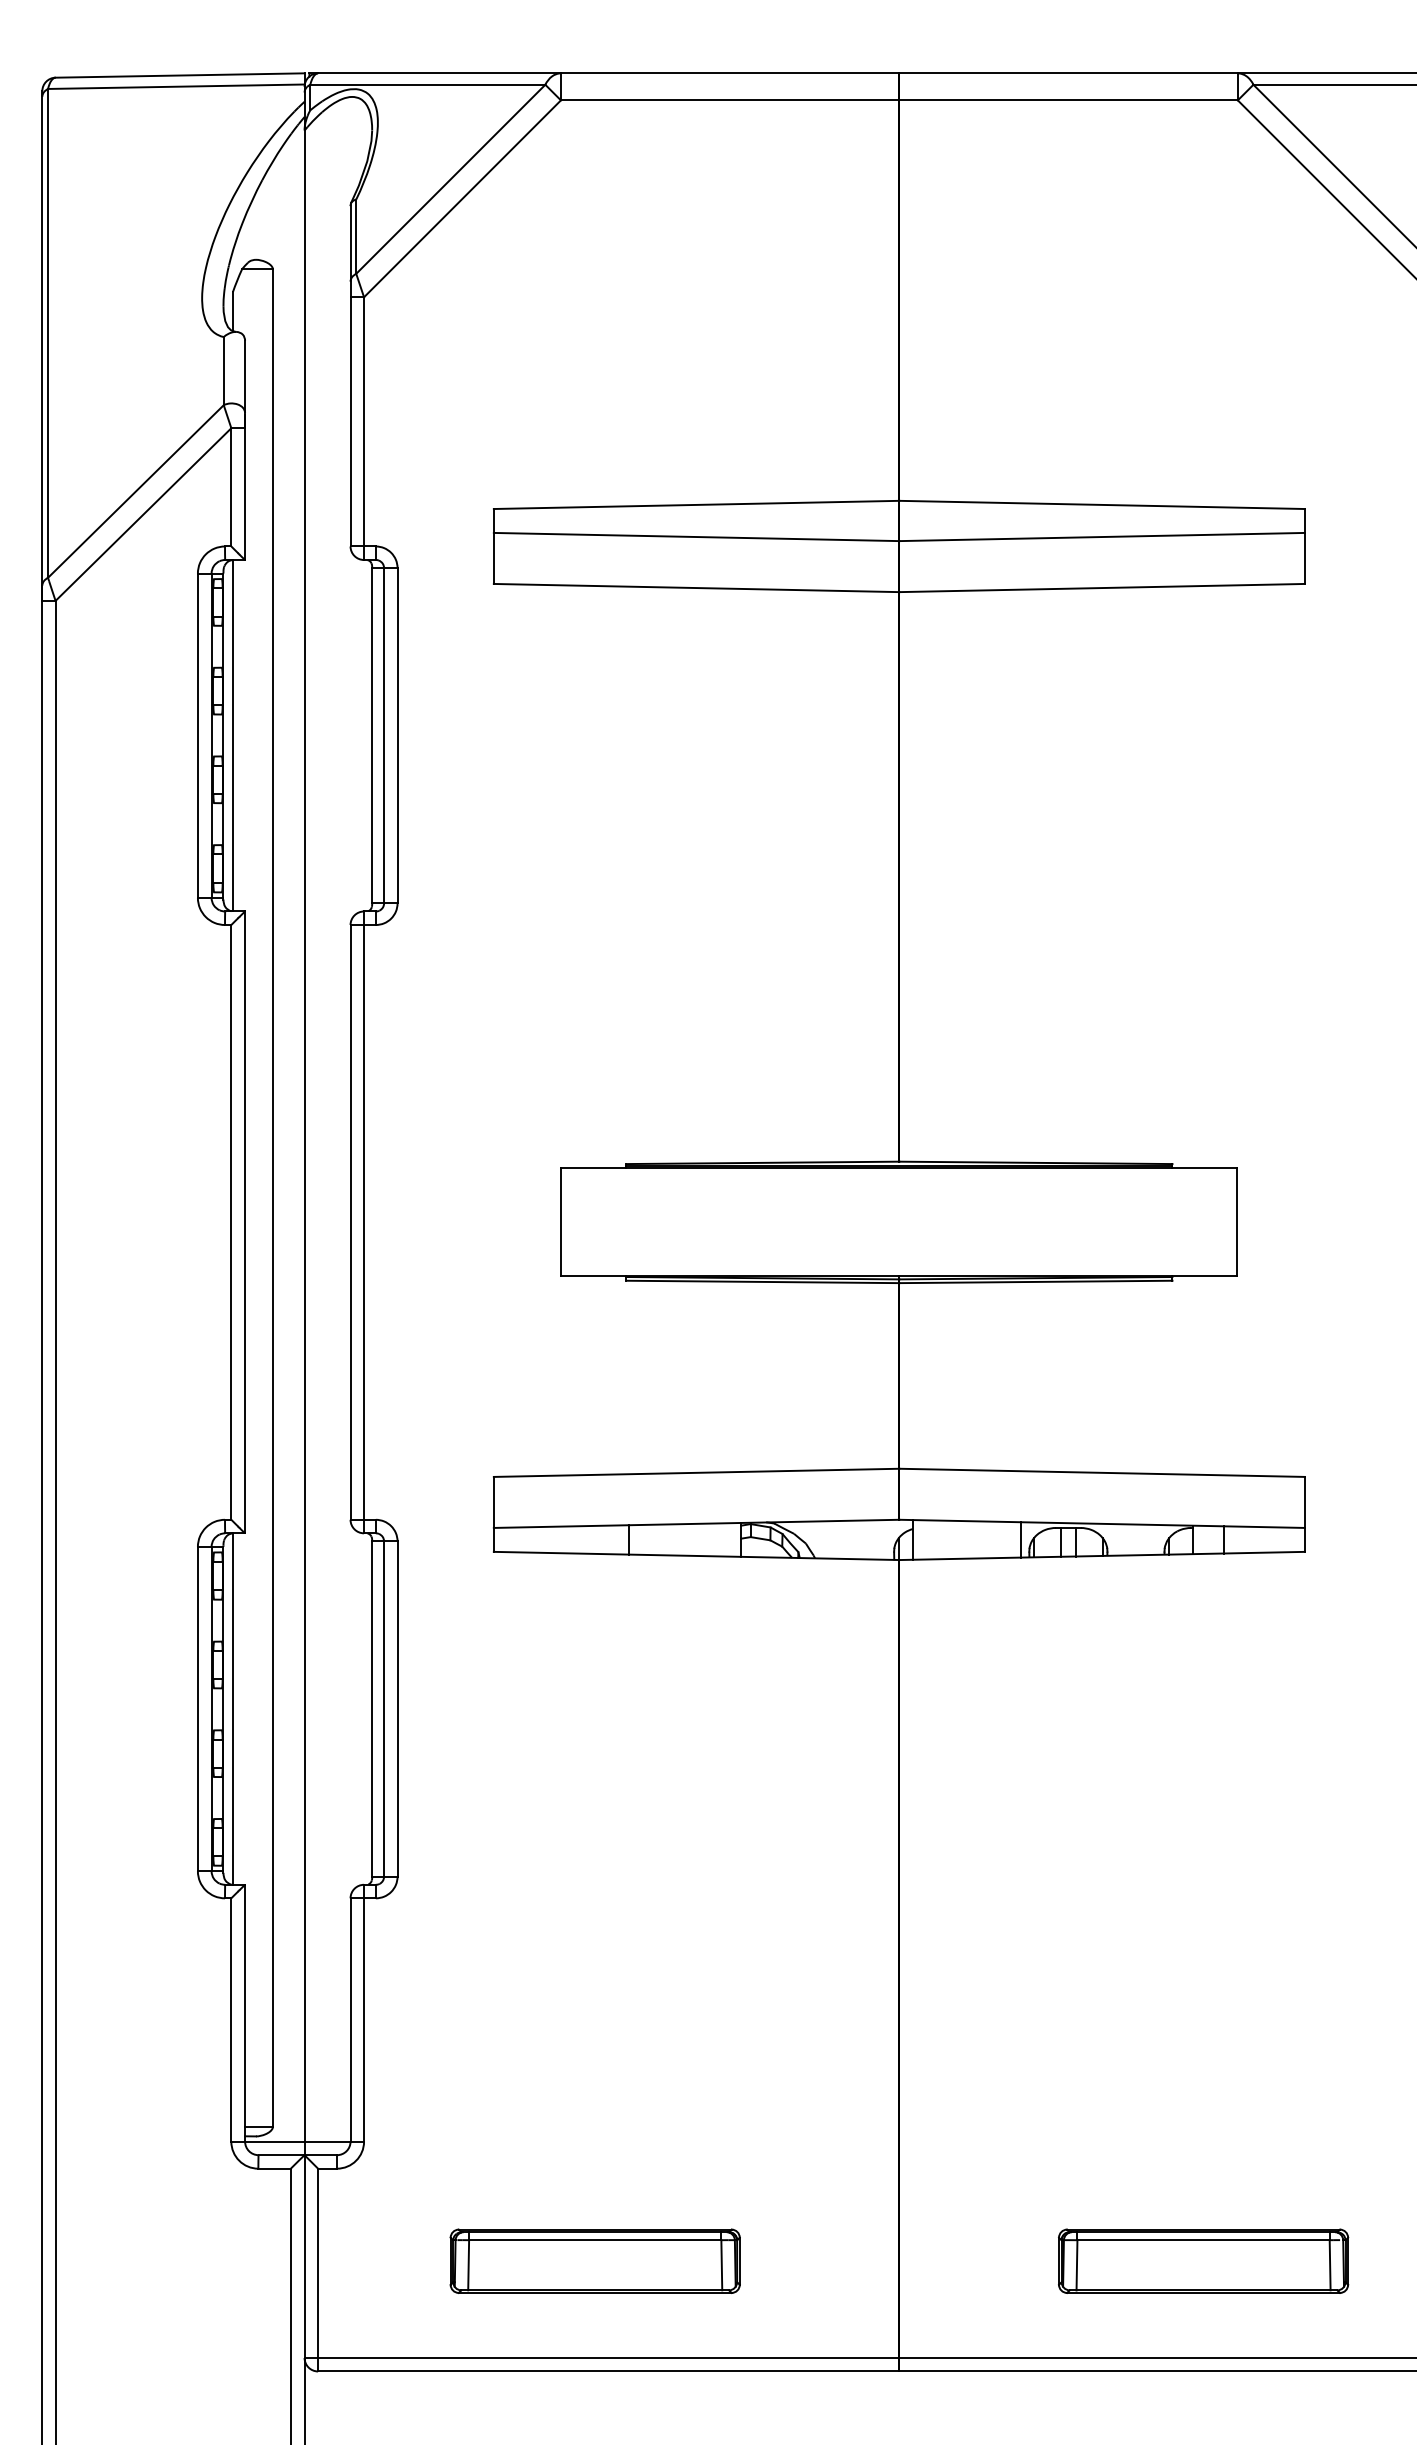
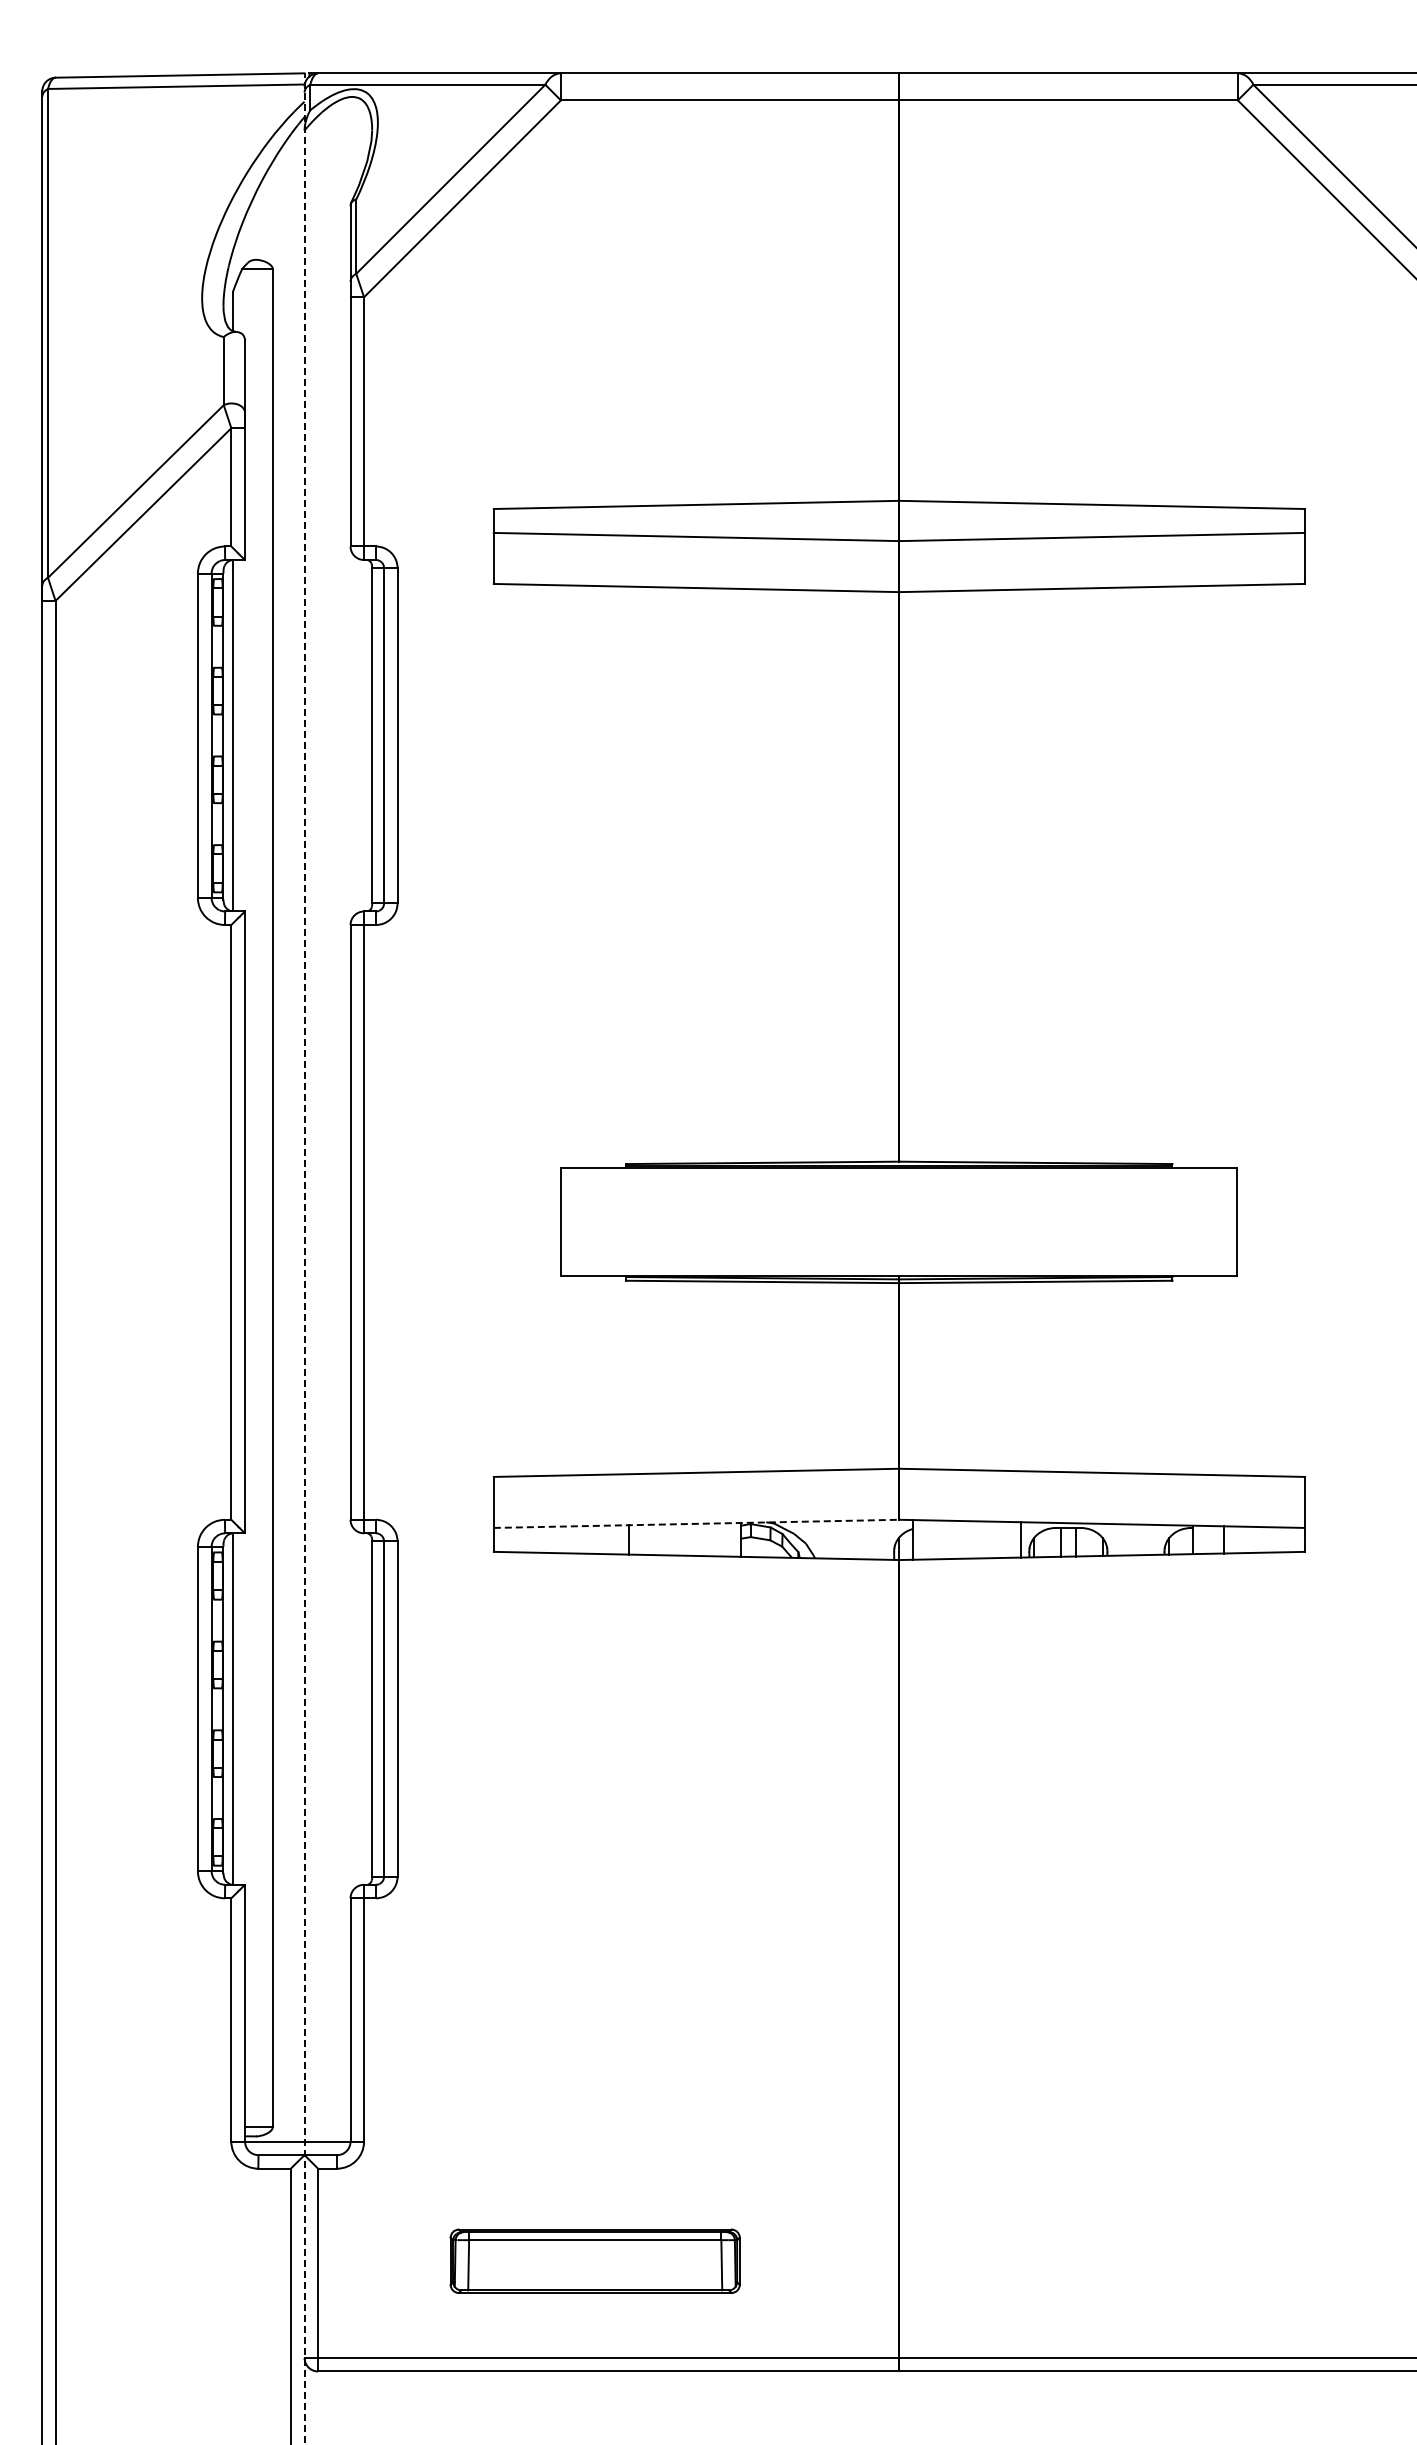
line: solid -> dashed (304, 1259)
line: solid -> dashed (696, 1523)
part: present -> none (1203, 2260)
